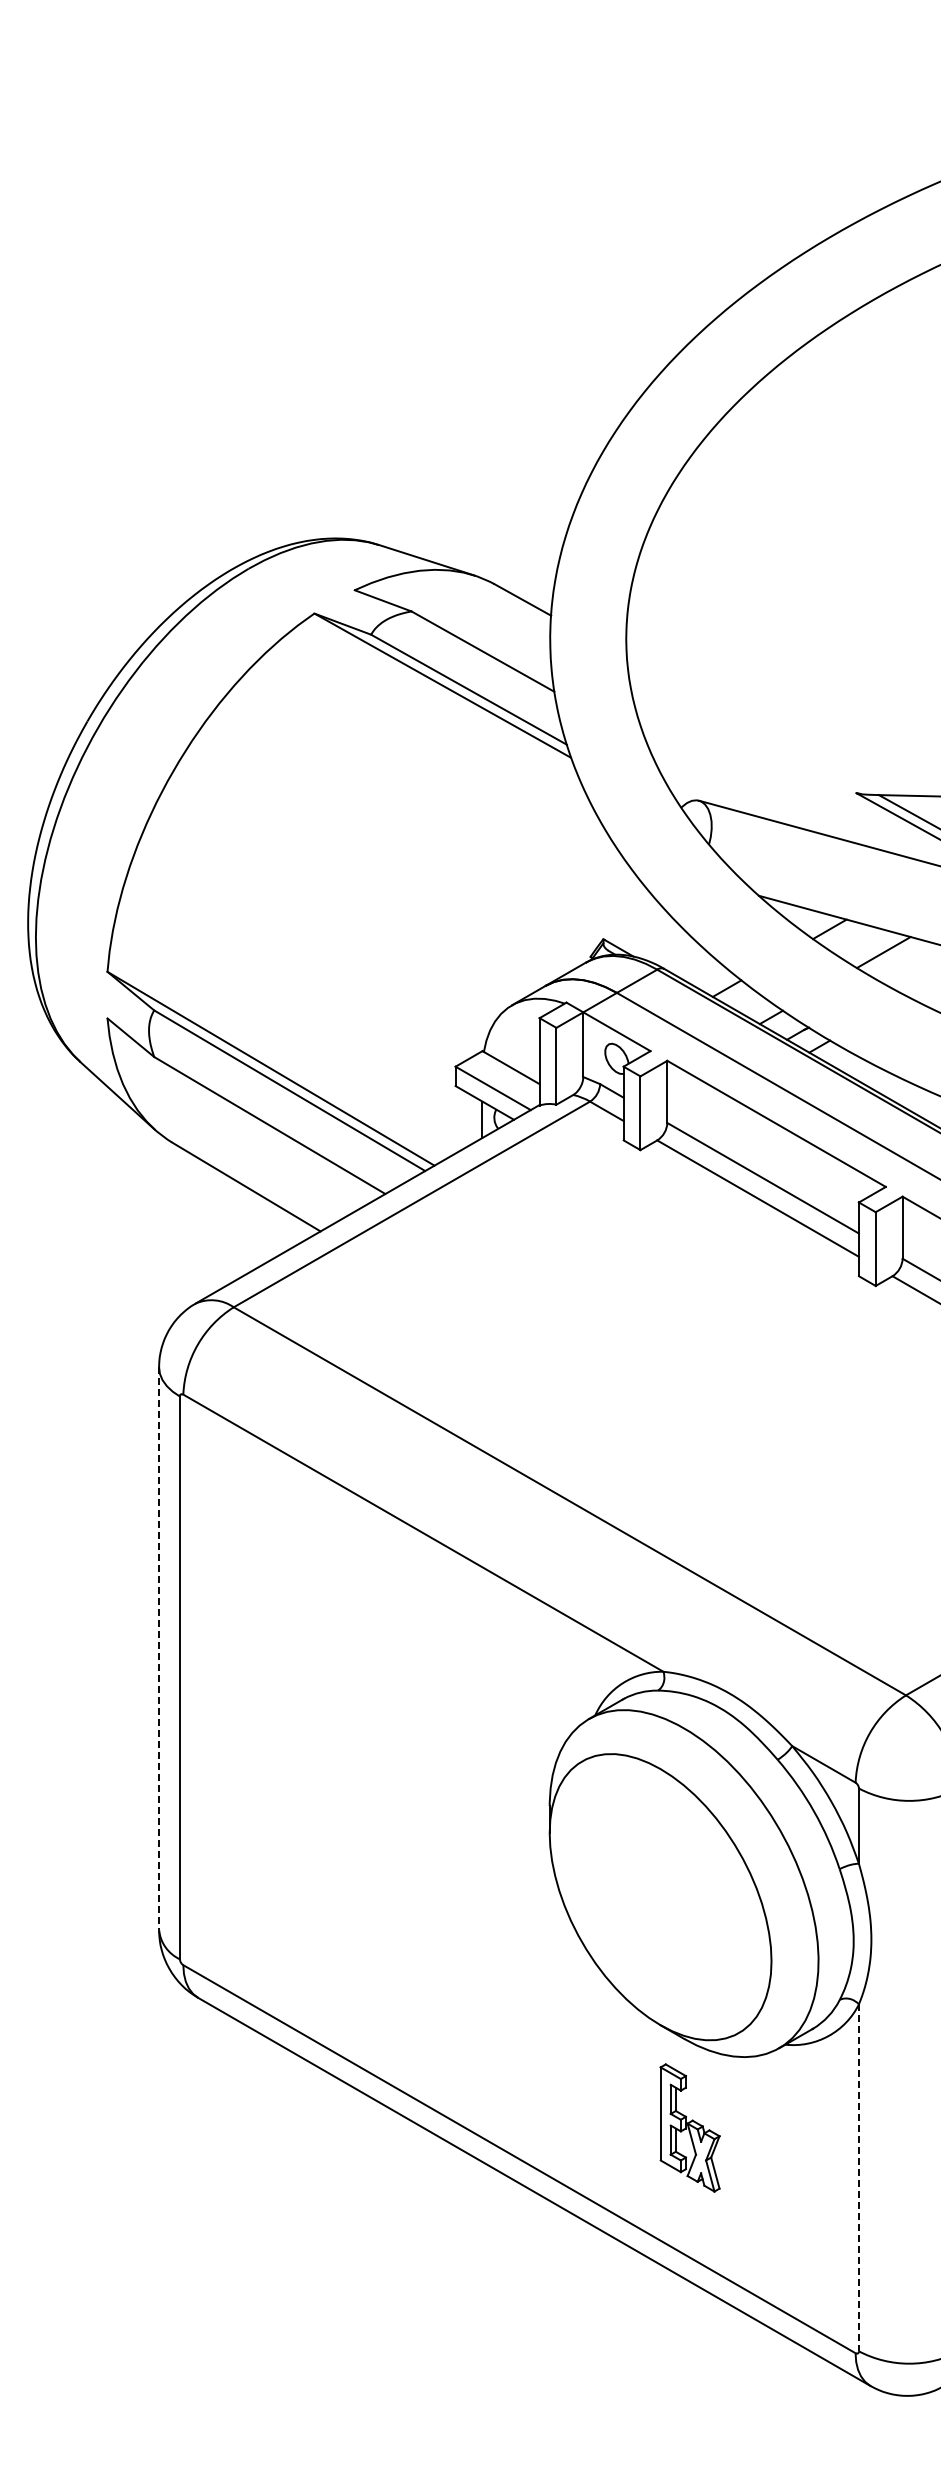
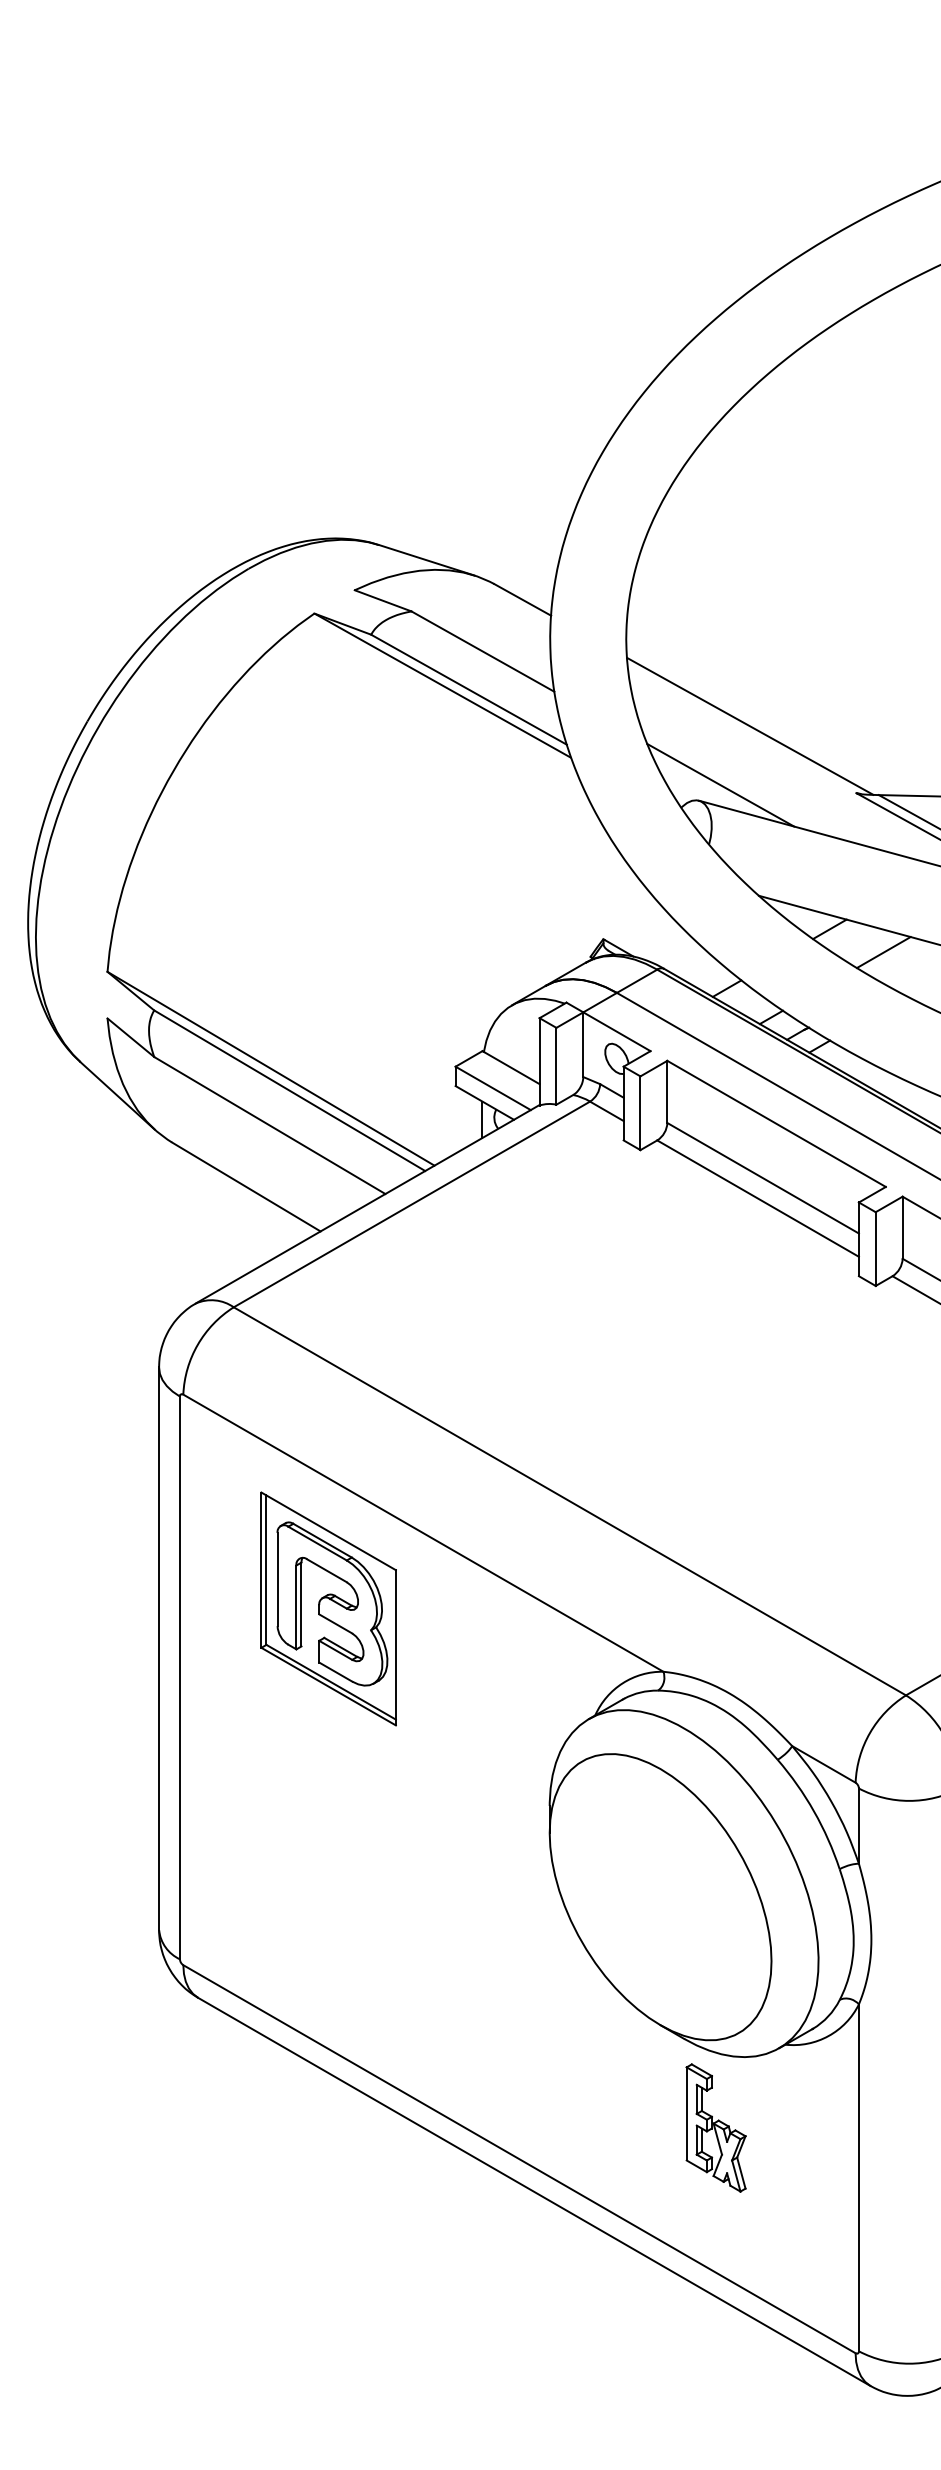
line: none -> present (750, 725)
line: none -> present (720, 784)
part: none -> present (328, 1608)
line: dashed -> solid (159, 1649)
part position: (689, 2127) -> (715, 2127) (715, 2127)
line: dashed -> solid (858, 2178)
